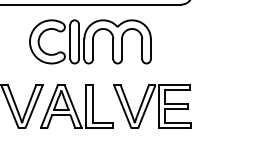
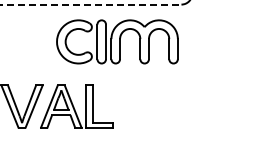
line: solid -> dashed (91, 4)
part position: (90, 41) -> (117, 41) (117, 41)
part: present -> none (152, 106)
